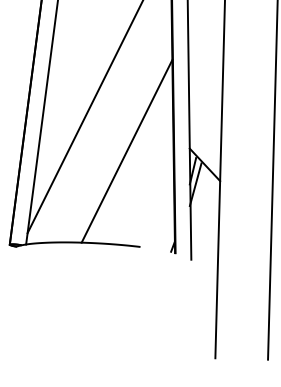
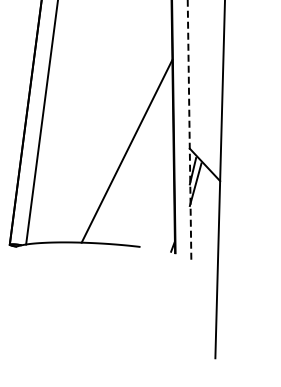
line: present -> none (84, 117)
line: solid -> dashed (189, 129)
line: present -> none (272, 180)
